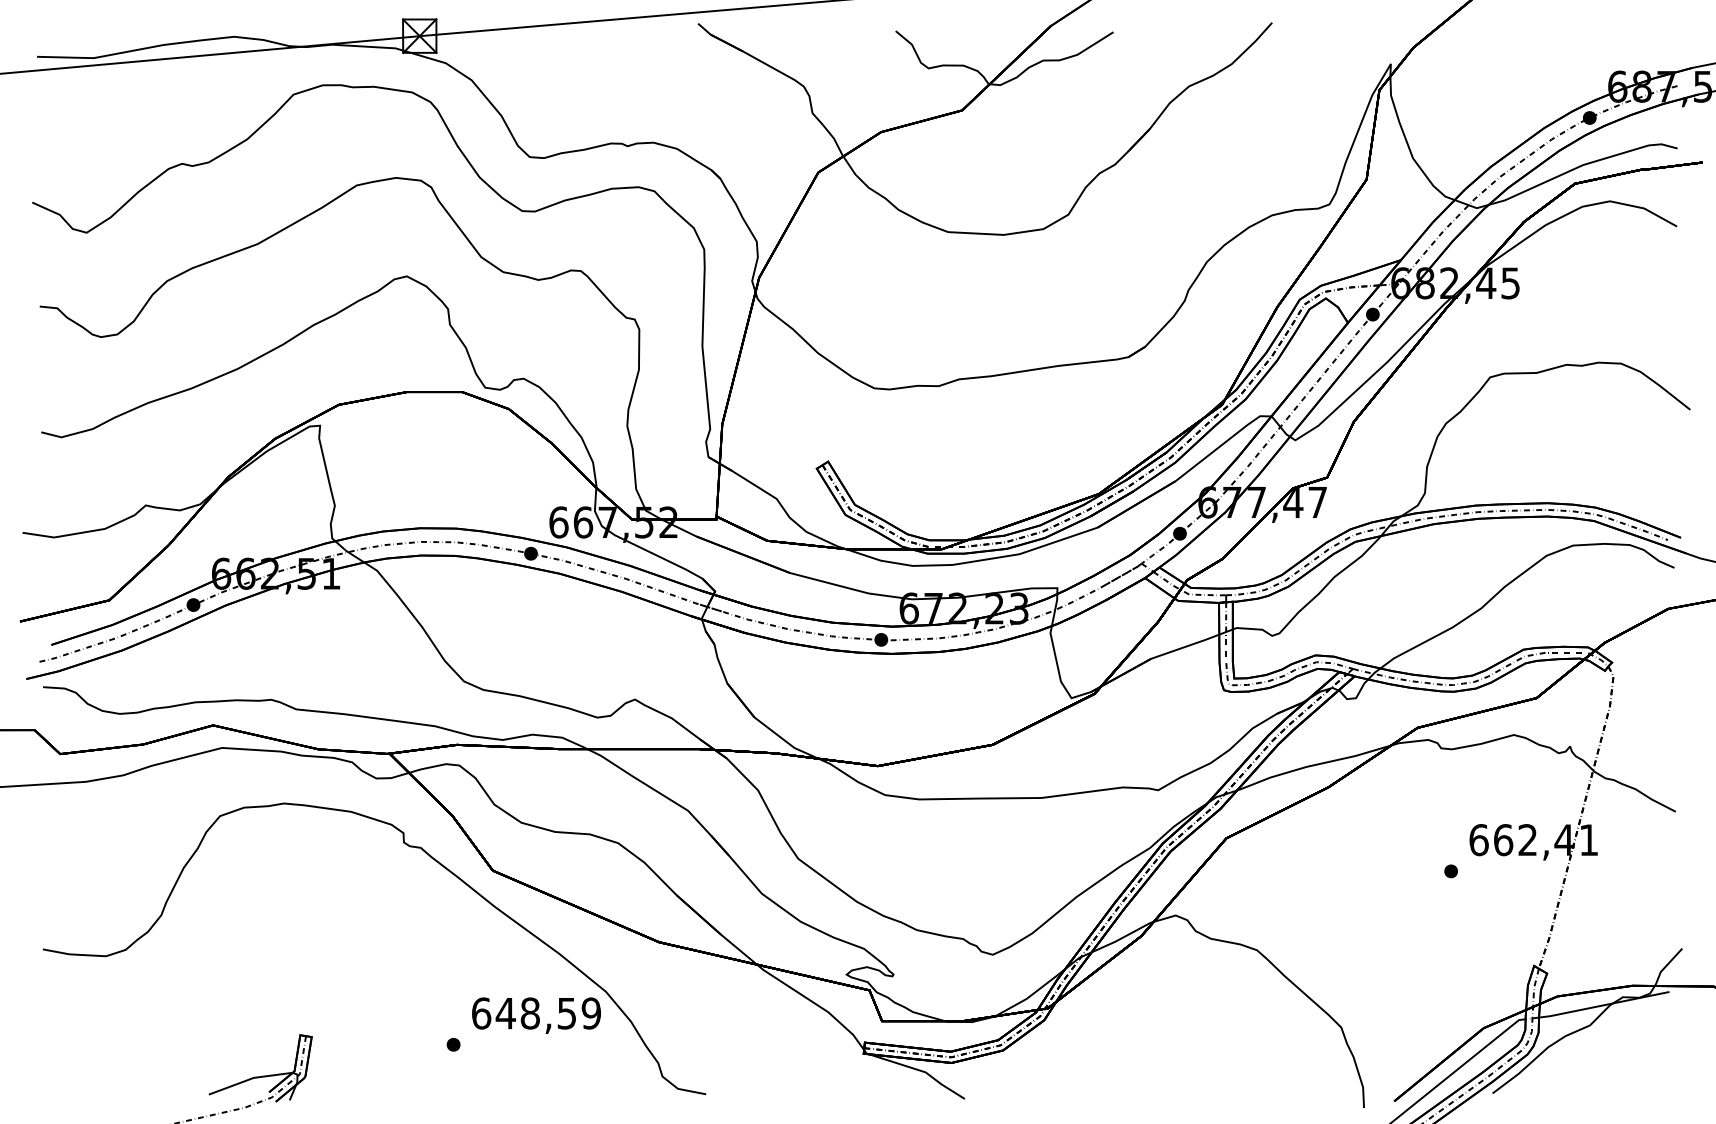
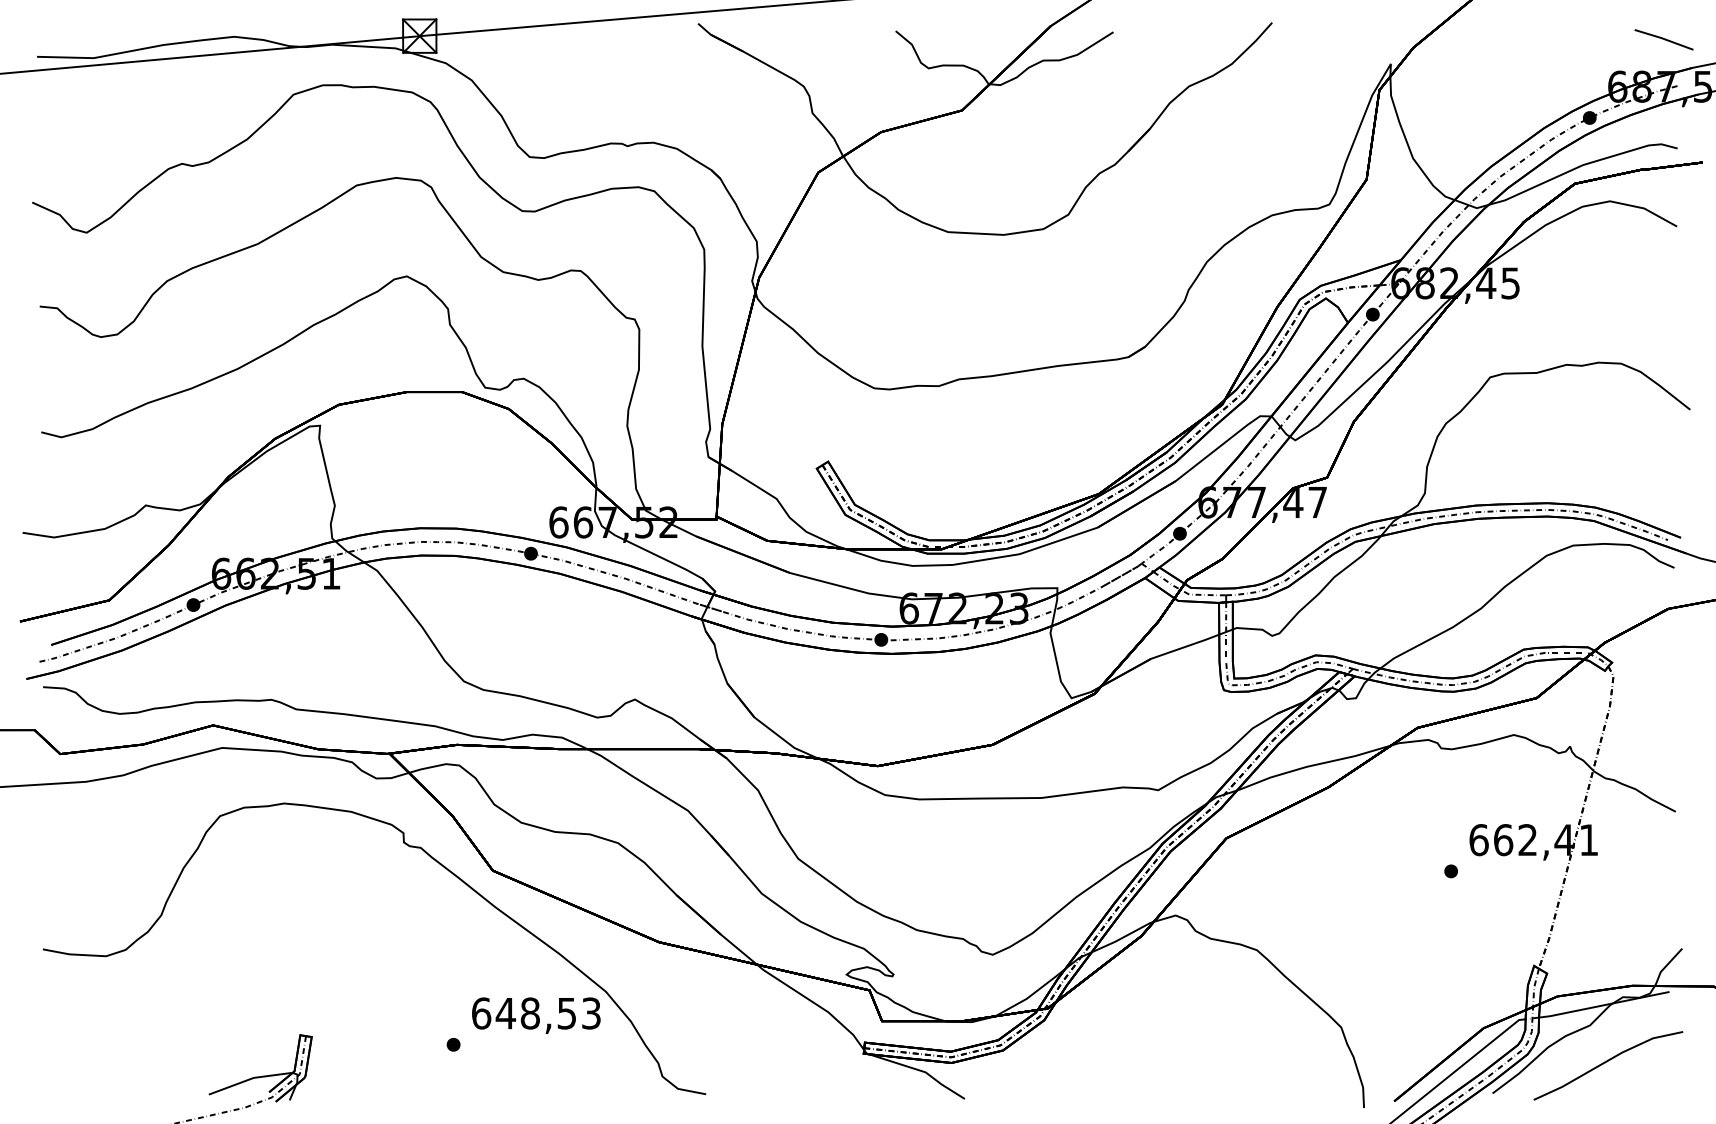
line: none -> present (1663, 39)
text: 648,59 -> 648,53 (590, 1013)
line: none -> present (1607, 1062)
